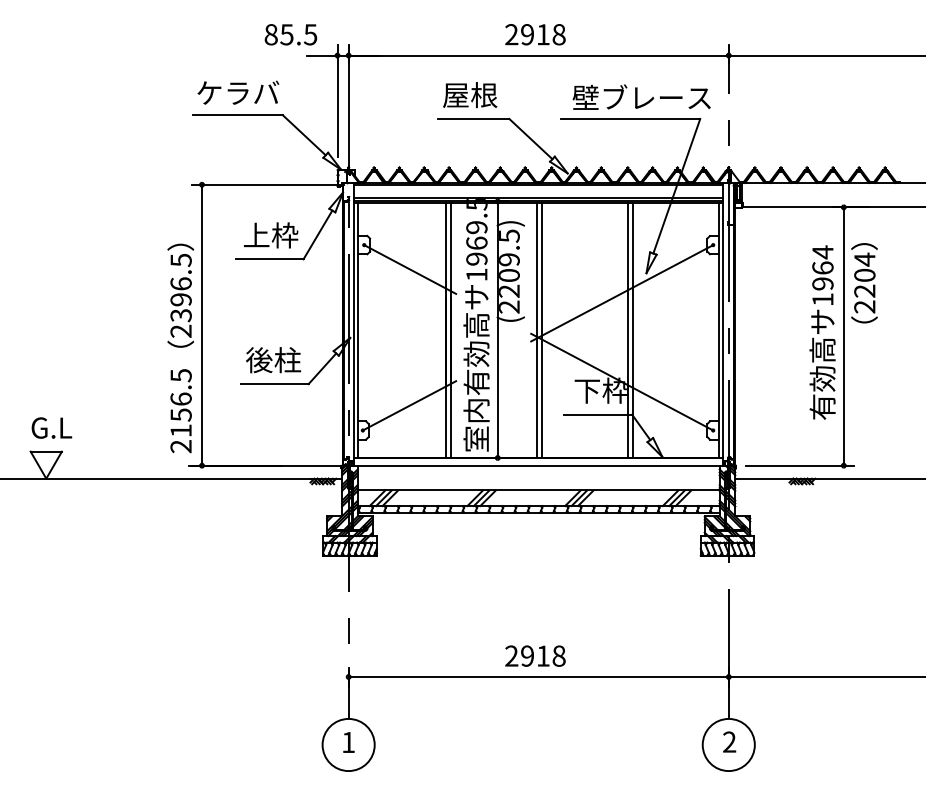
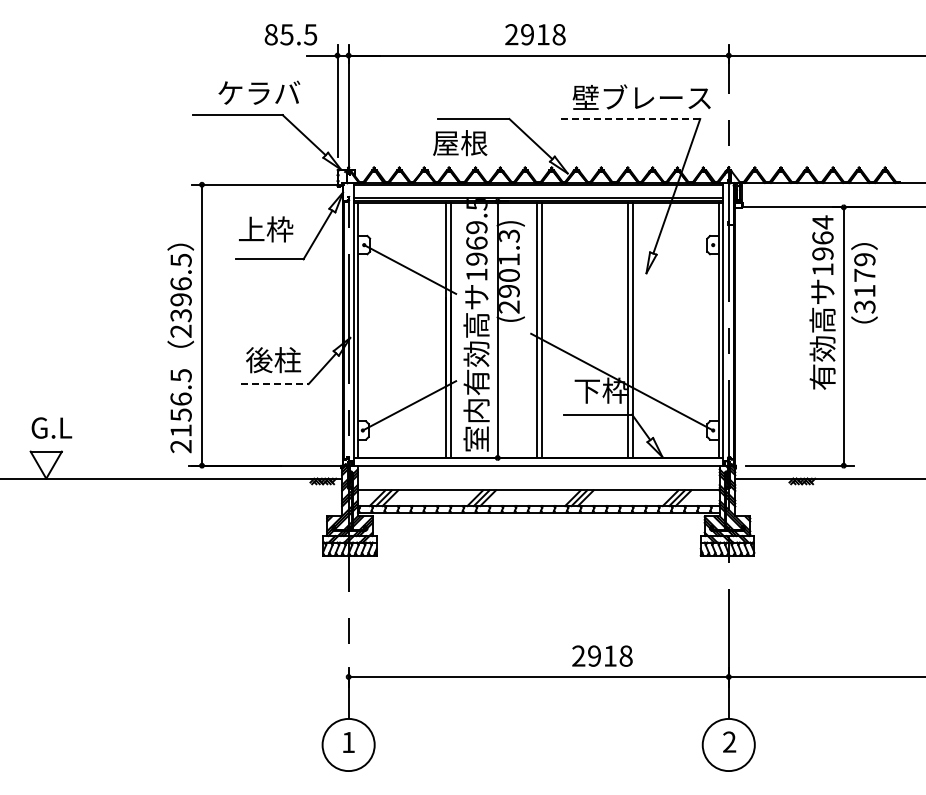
text position: (238, 92) -> (259, 92) (259, 92)
text position: (470, 95) -> (460, 143) (460, 143)
line: solid -> dashed (630, 119)
text position: (271, 235) -> (266, 229) (266, 229)
text: (2209.5) -> (2901.3) (509, 263)
text: 2204 -> 3179 (864, 282)
line: present -> none (622, 293)
text position: (822, 332) -> (822, 302) (822, 302)
line: solid -> dashed (274, 384)
text position: (535, 655) -> (602, 655) (602, 655)
